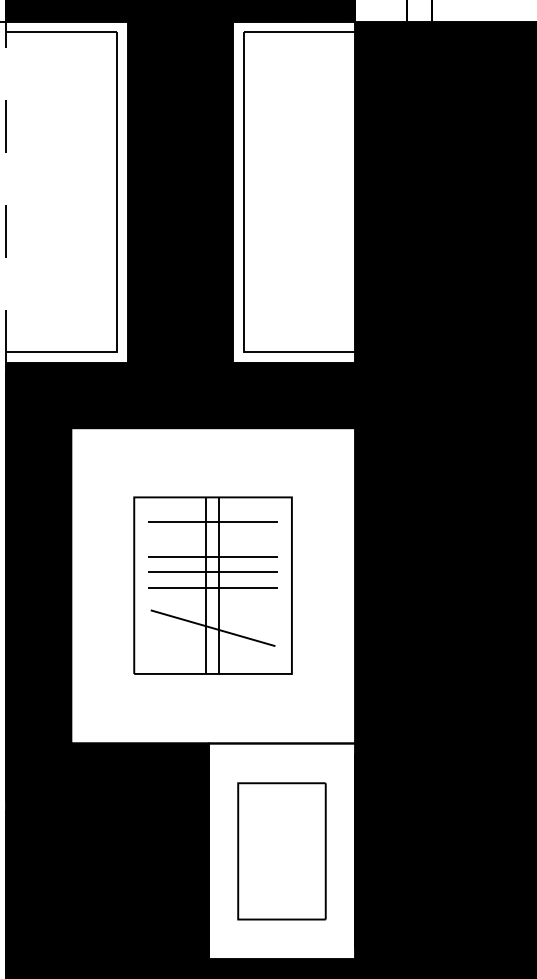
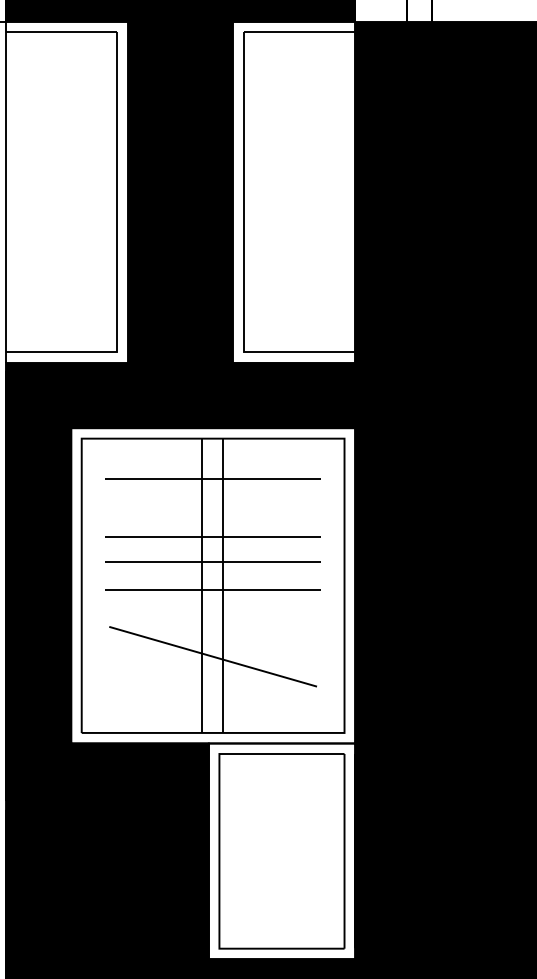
line: dashed -> solid (6, 192)
part size: 160x179 px -> 266x297 px (212, 585)
part size: 90x139 px -> 128x197 px (281, 851)
